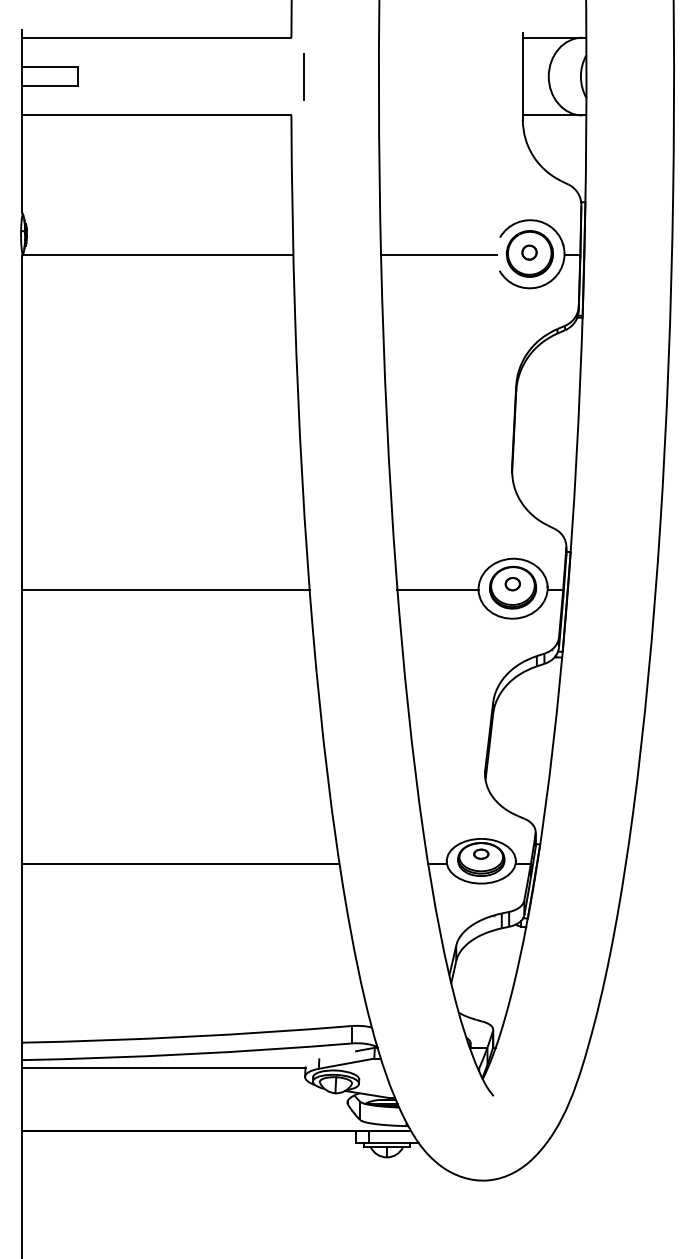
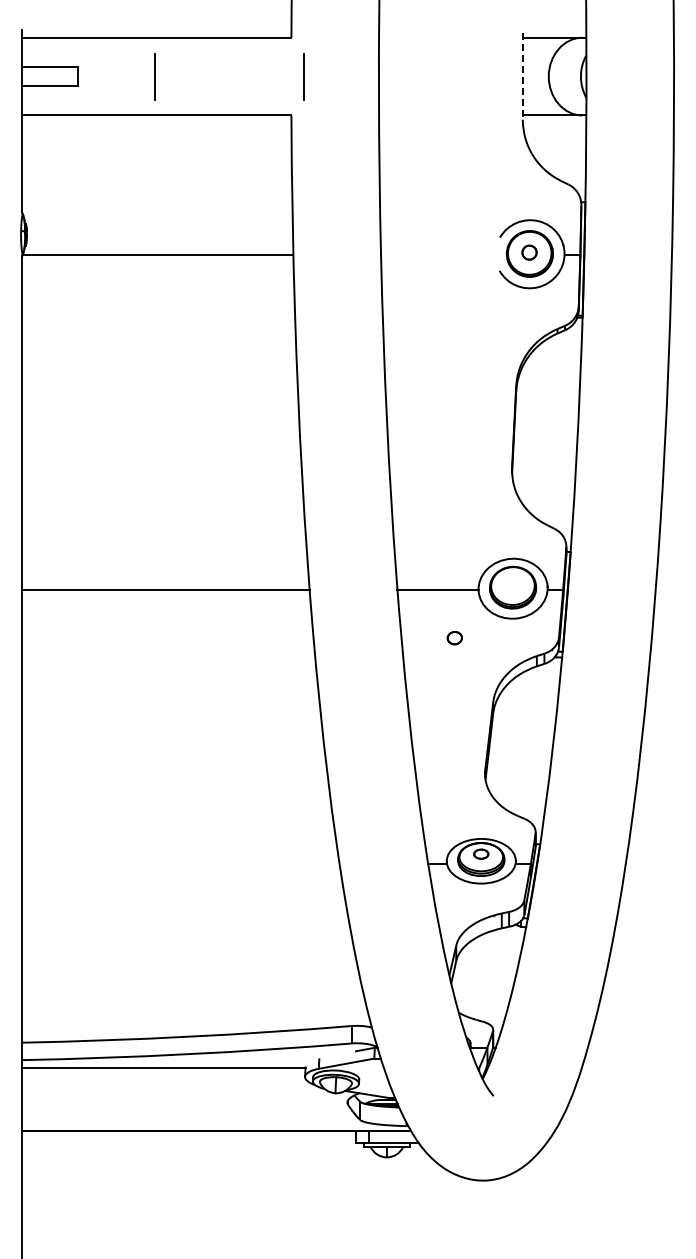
line: none -> present (154, 76)
line: solid -> dashed (522, 77)
line: present -> none (439, 254)
part position: (512, 584) -> (454, 638) (454, 638)
line: present -> none (180, 863)
